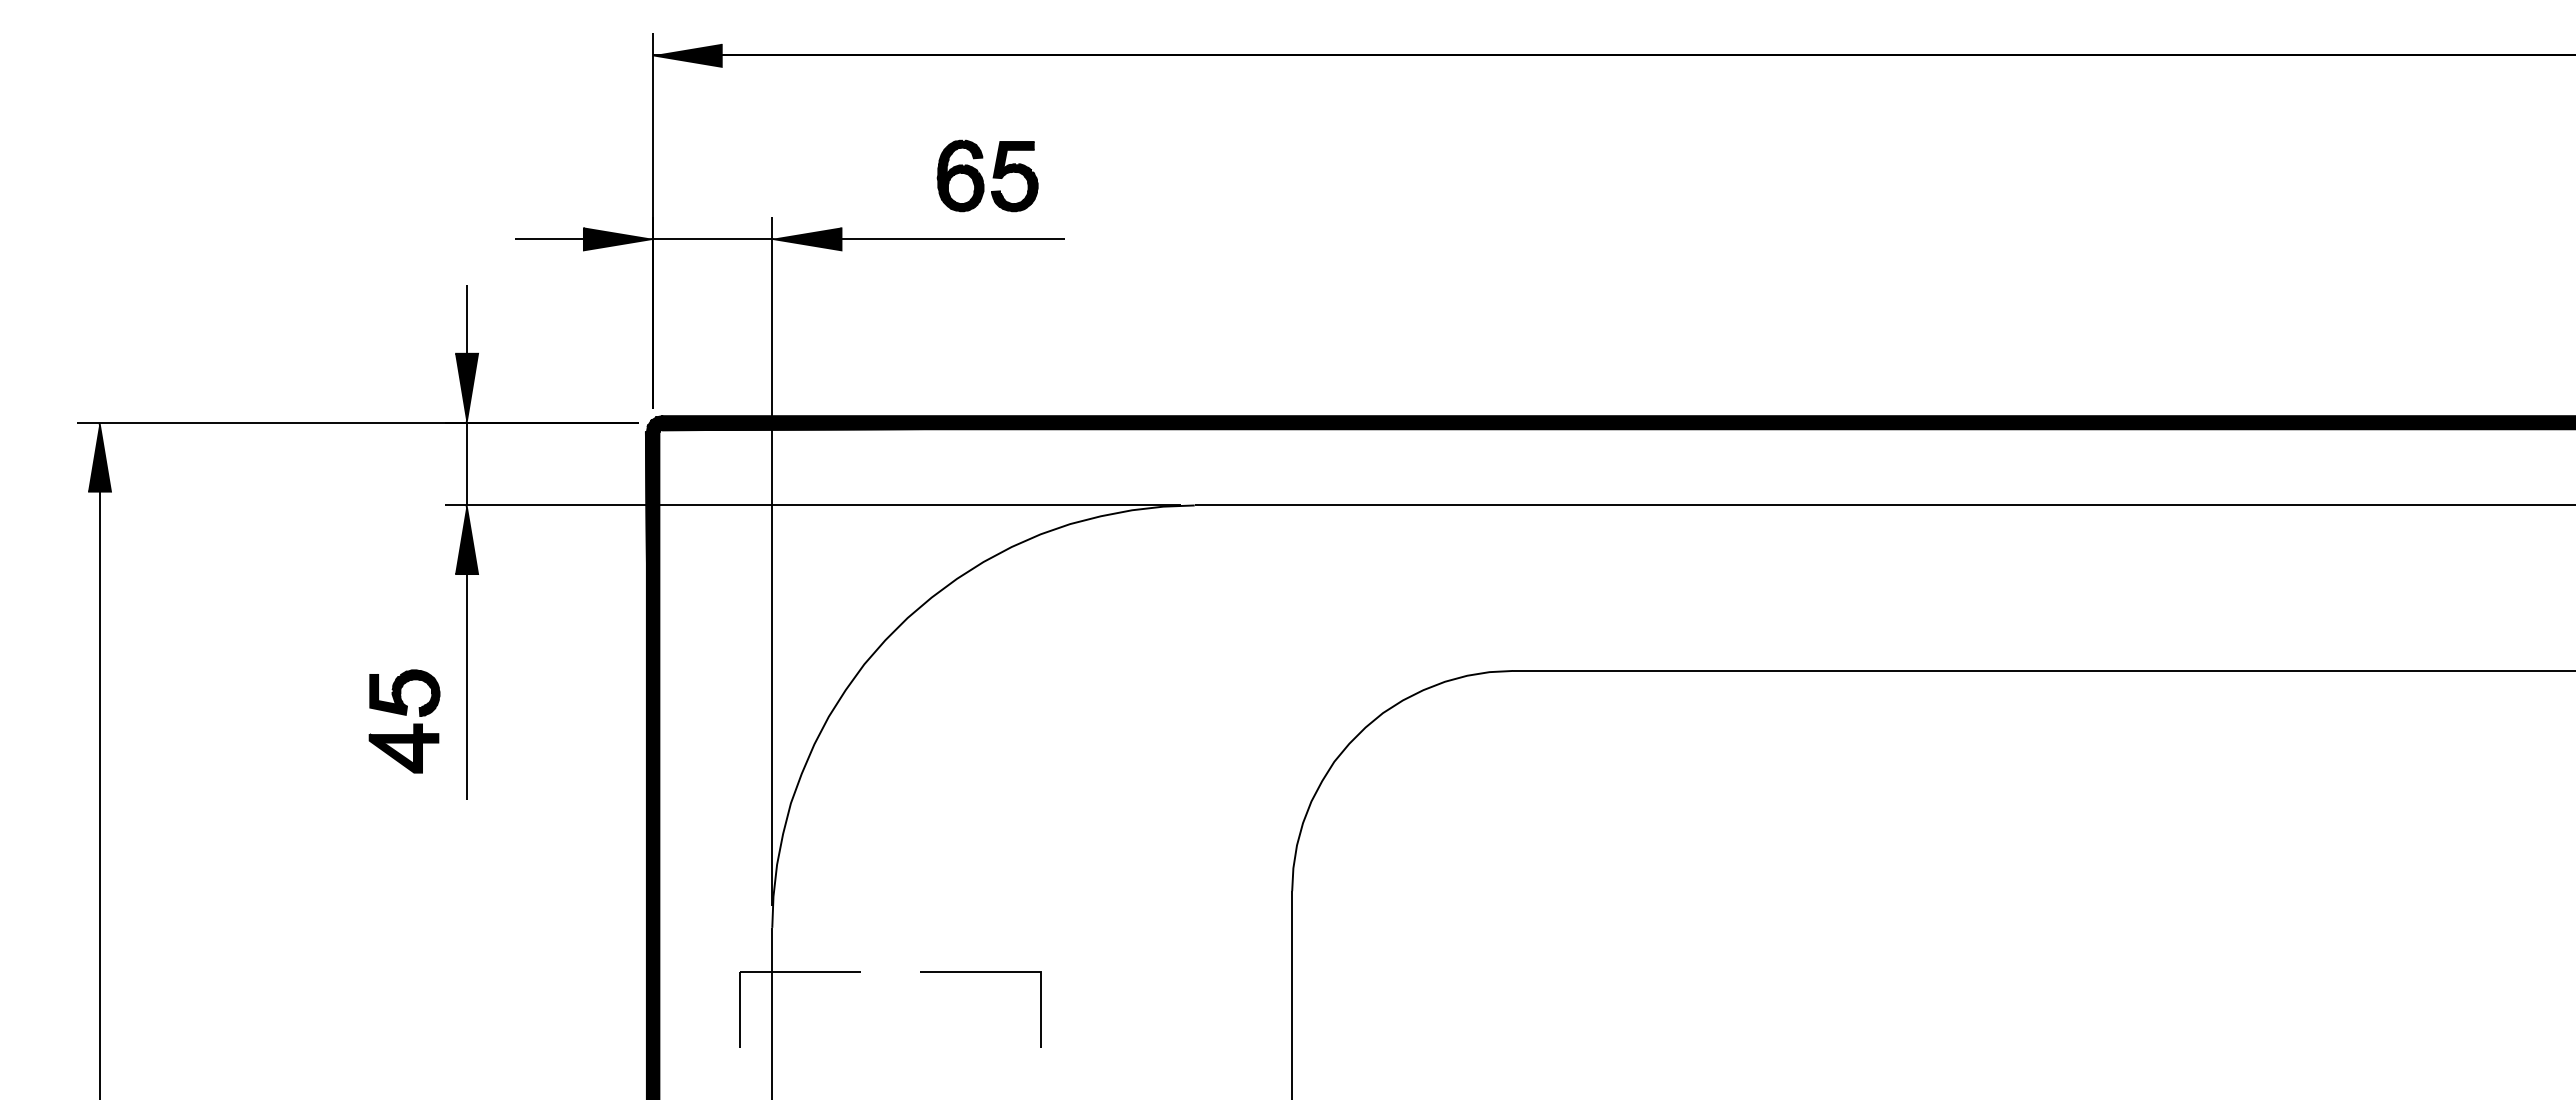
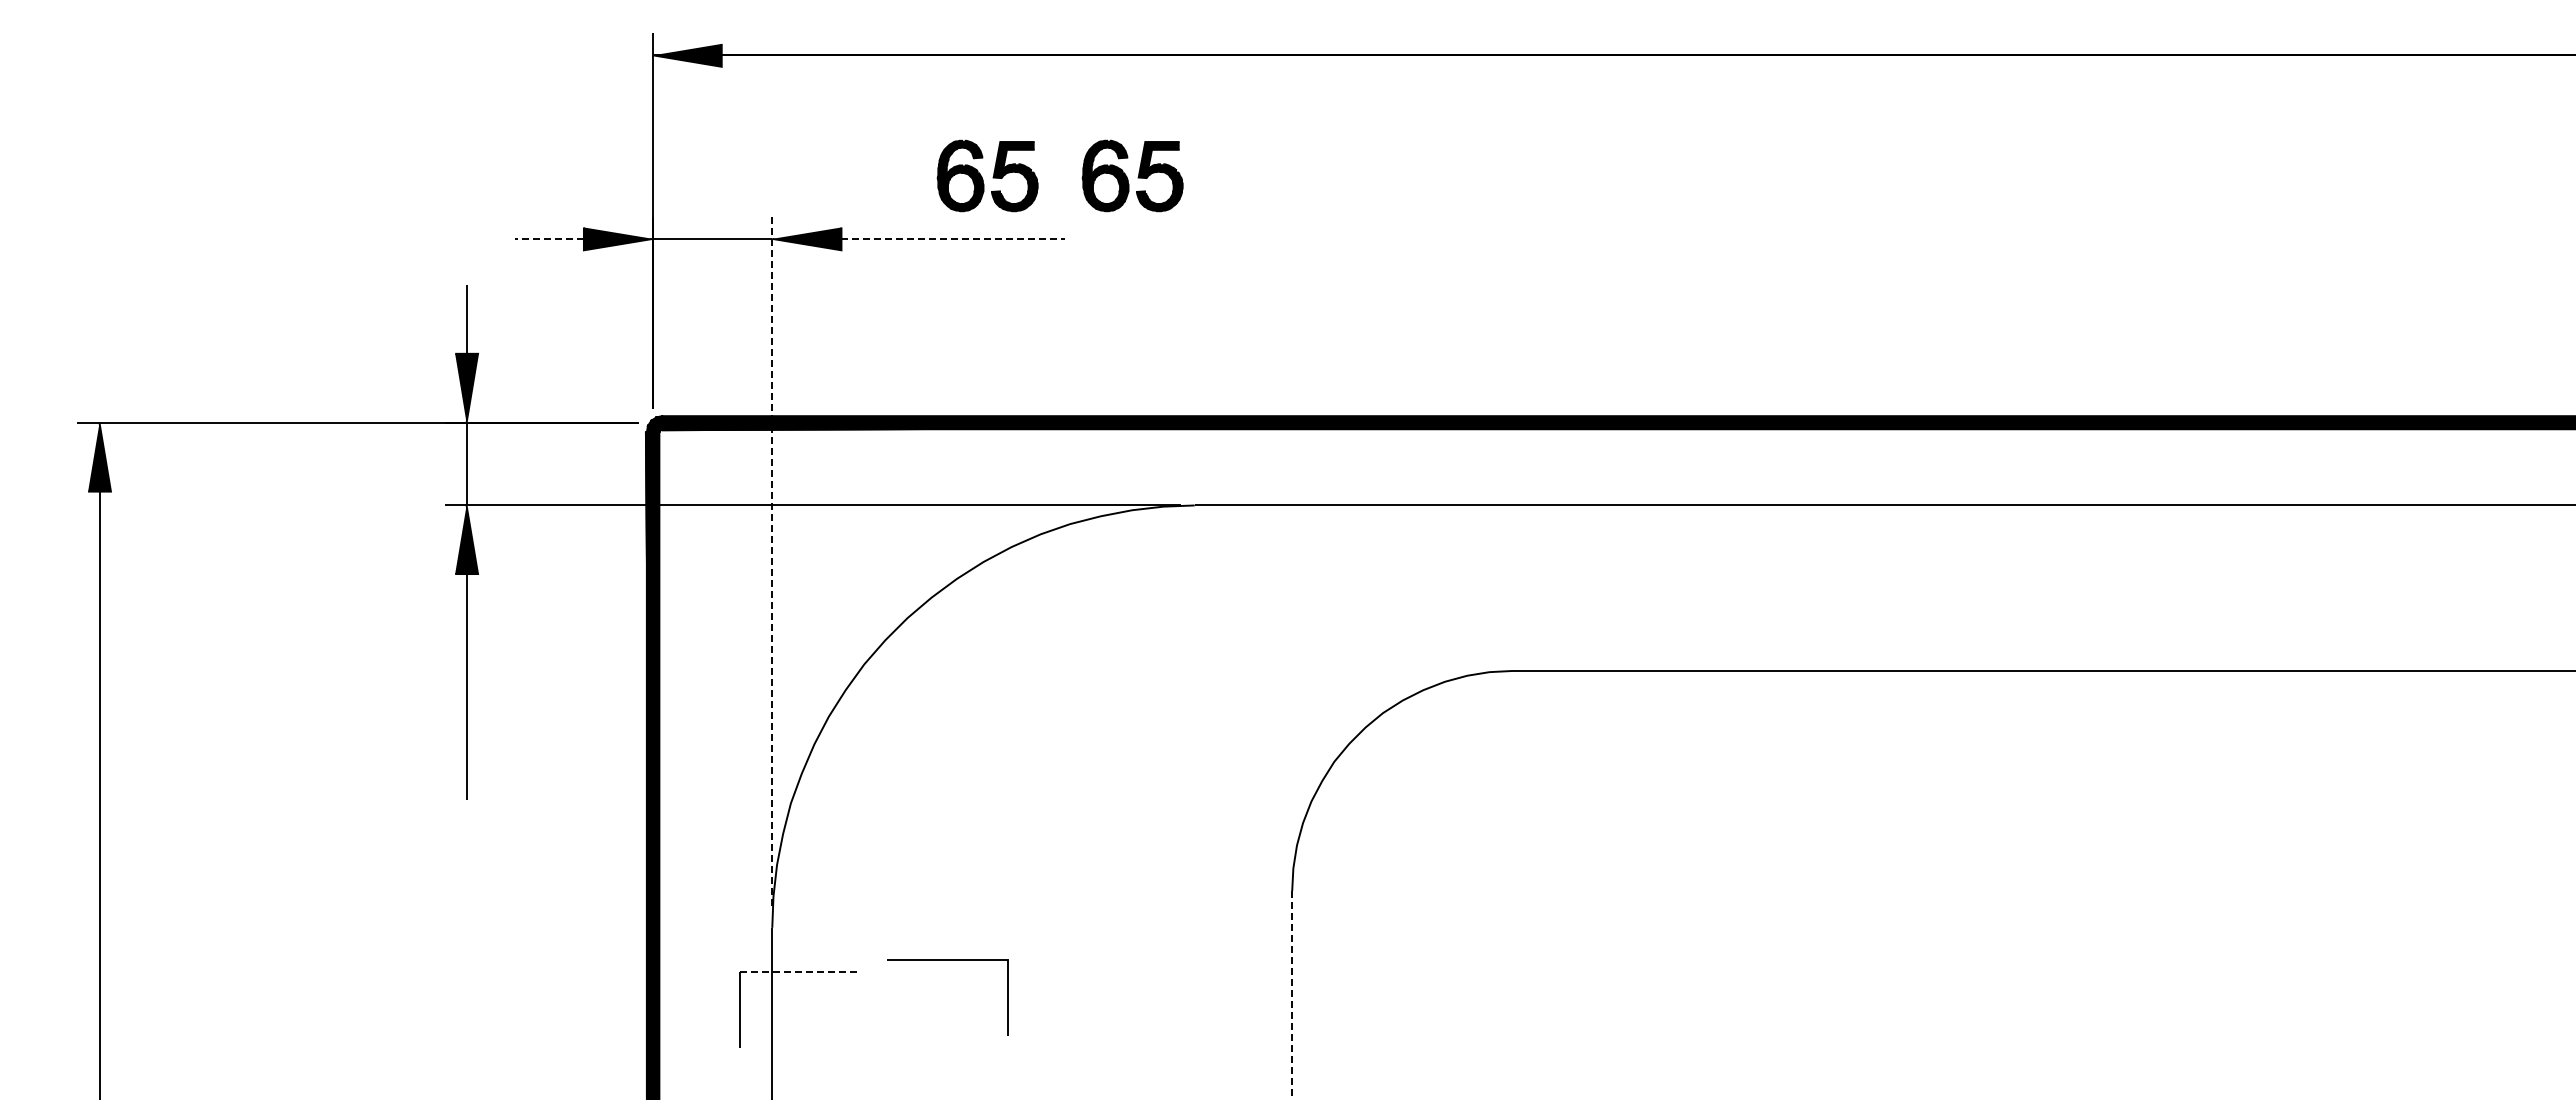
part: none -> present (1132, 175)
line: solid -> dashed (549, 238)
line: solid -> dashed (953, 238)
line: solid -> dashed (772, 560)
part: present -> none (404, 721)
line: solid -> dashed (801, 971)
line position: (980, 972) -> (947, 960) (947, 960)
line: solid -> dashed (1292, 995)
